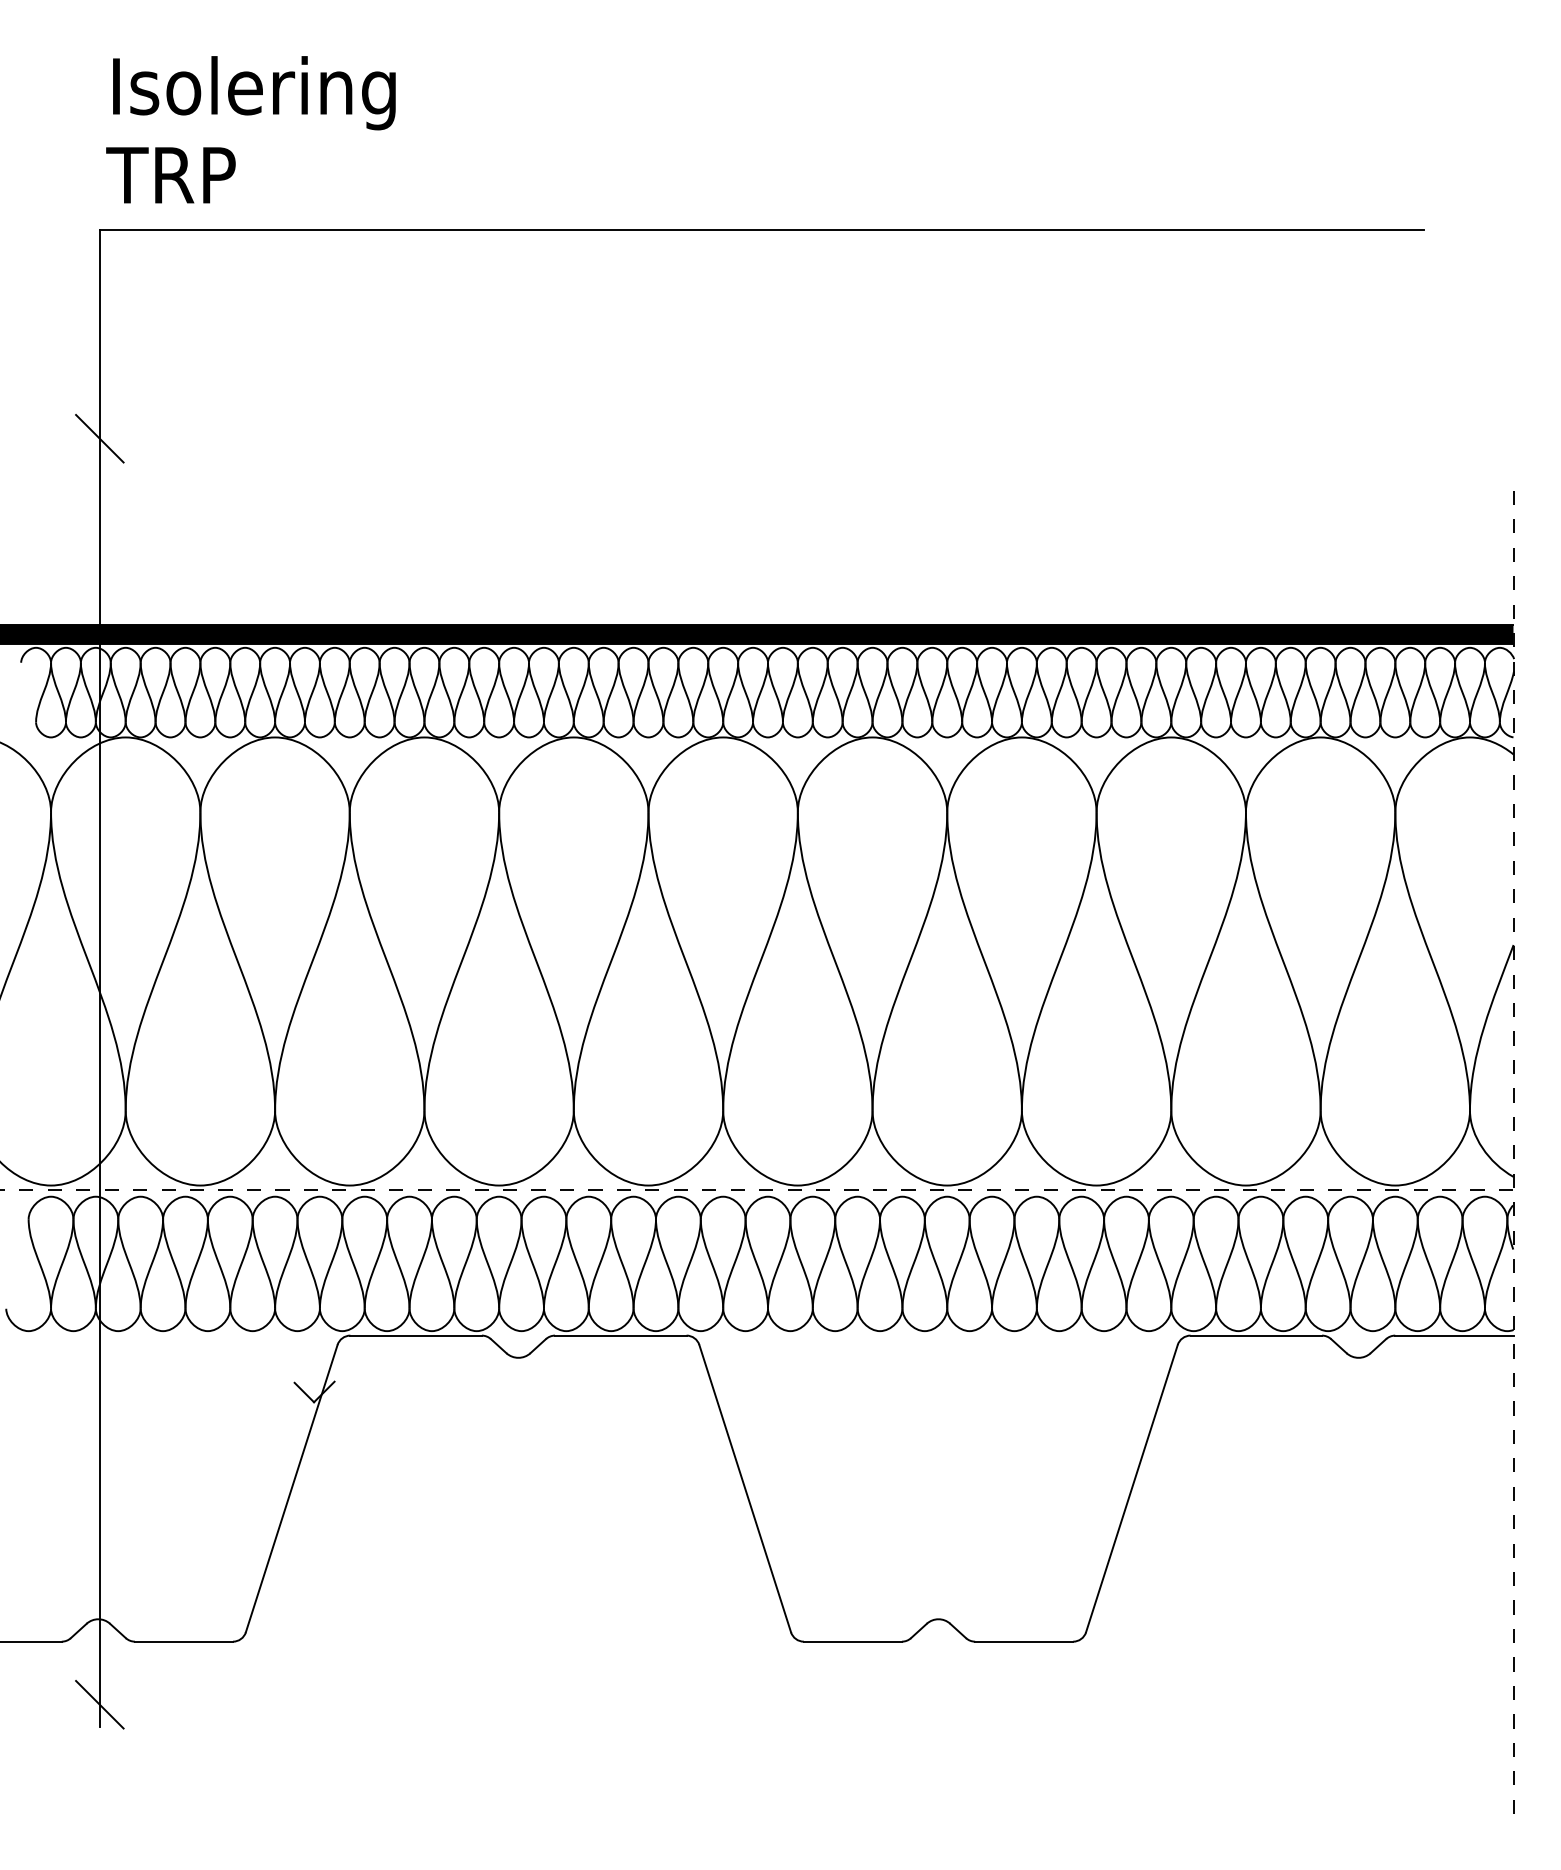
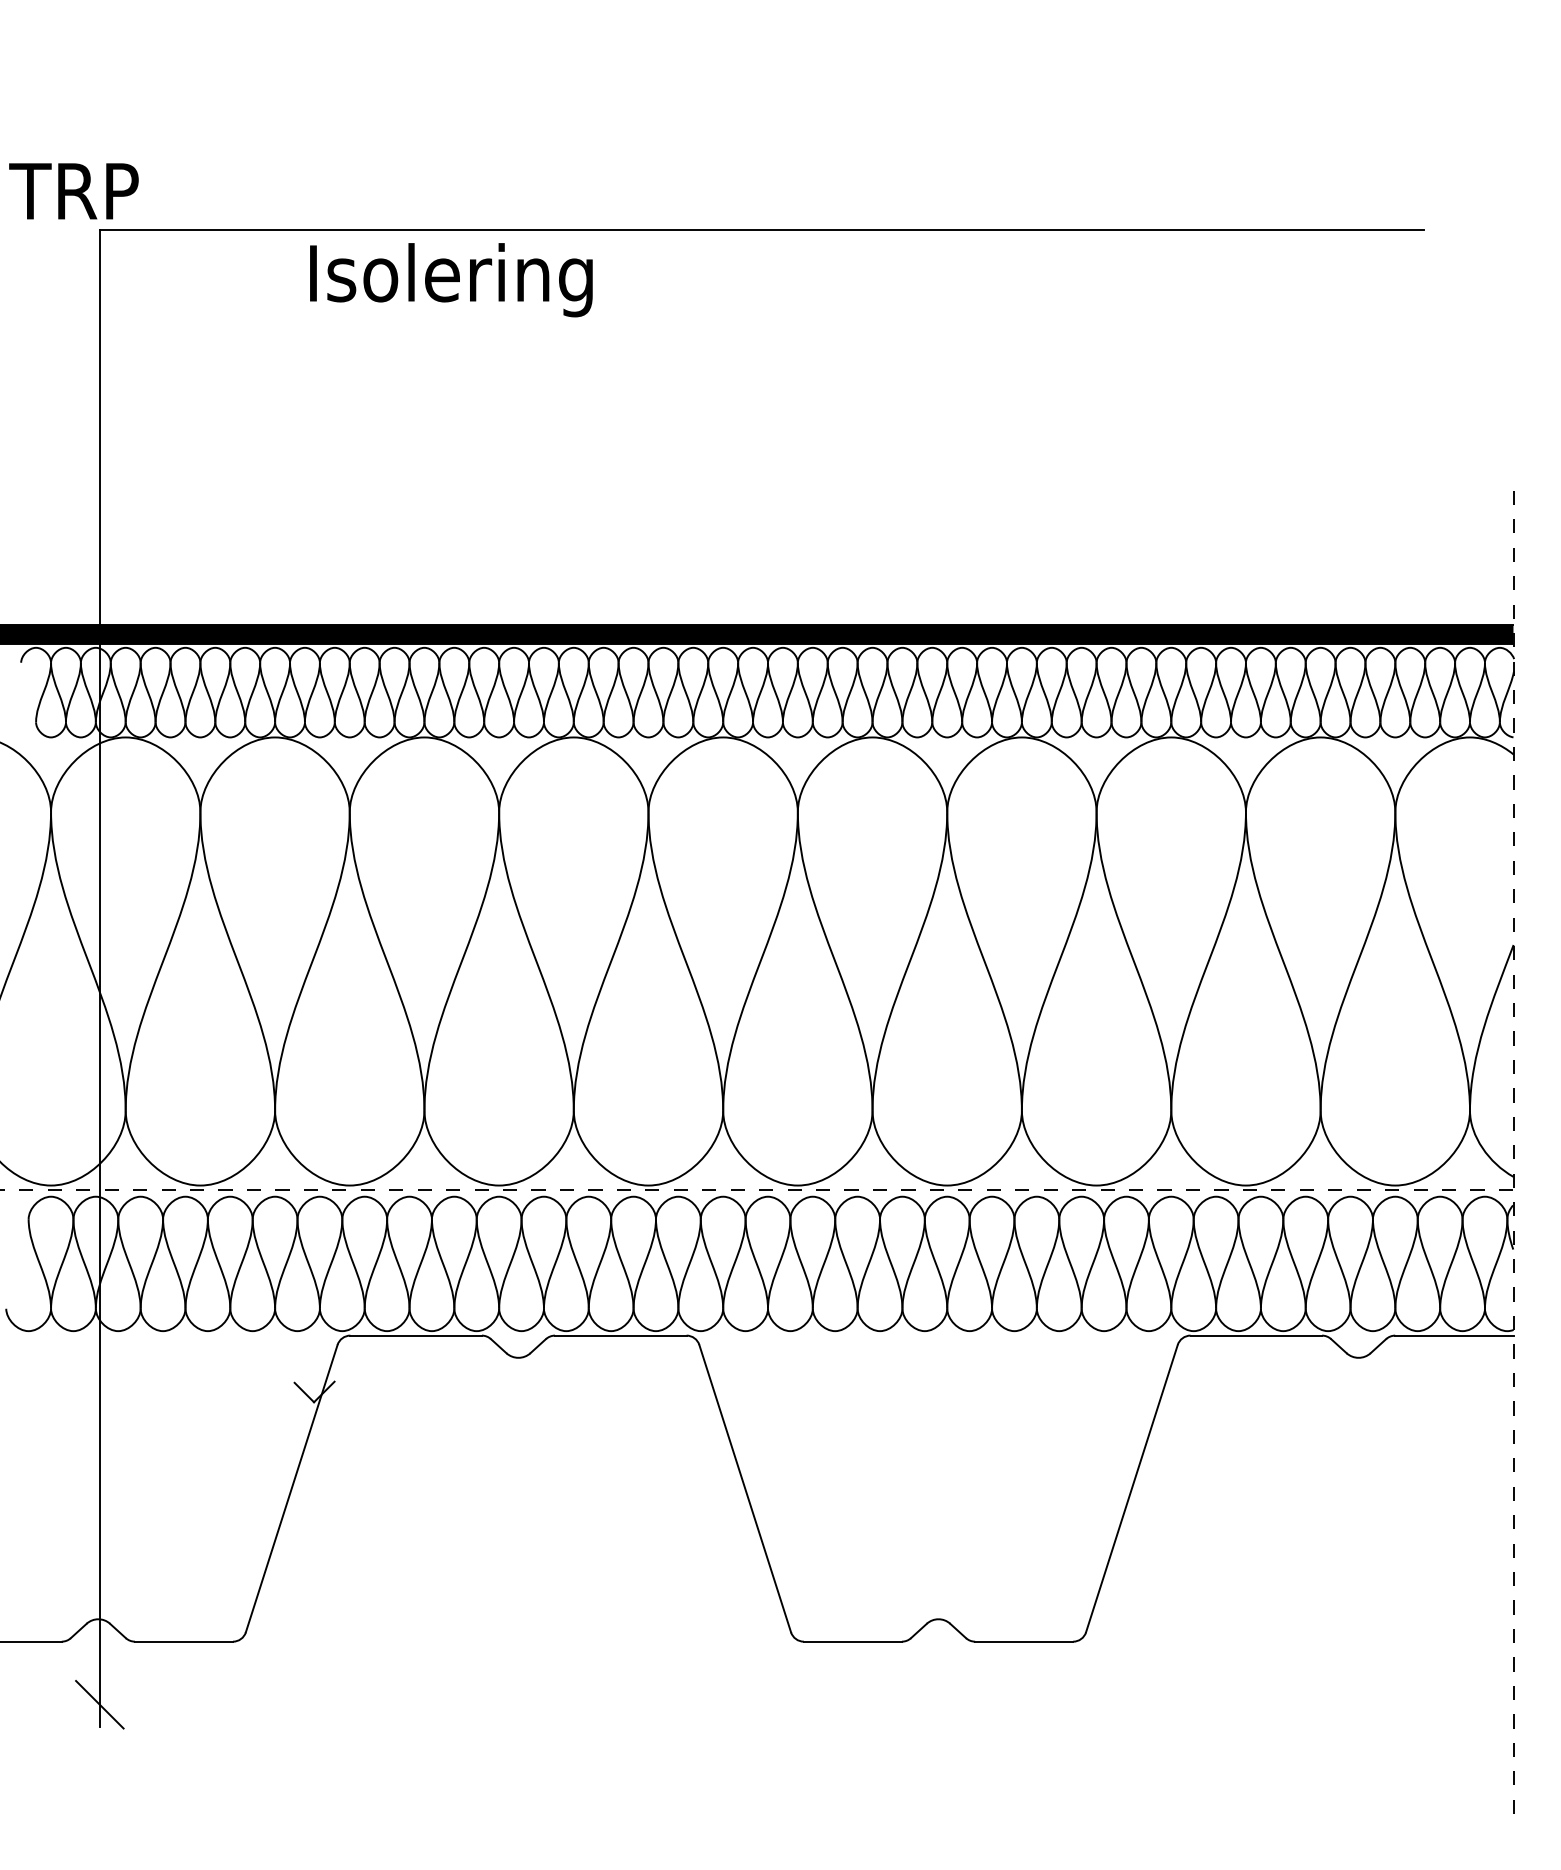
text position: (254, 93) -> (451, 280) (451, 280)
text position: (170, 175) -> (73, 191) (73, 191)
line: present -> none (99, 438)
